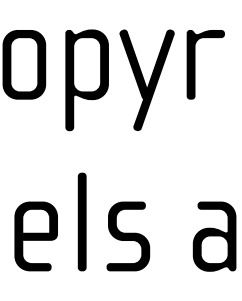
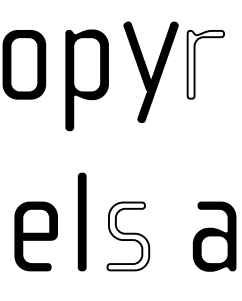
fill: present -> none (205, 64)
part position: (146, 79) -> (150, 71) (150, 71)
fill: present -> none (128, 236)
